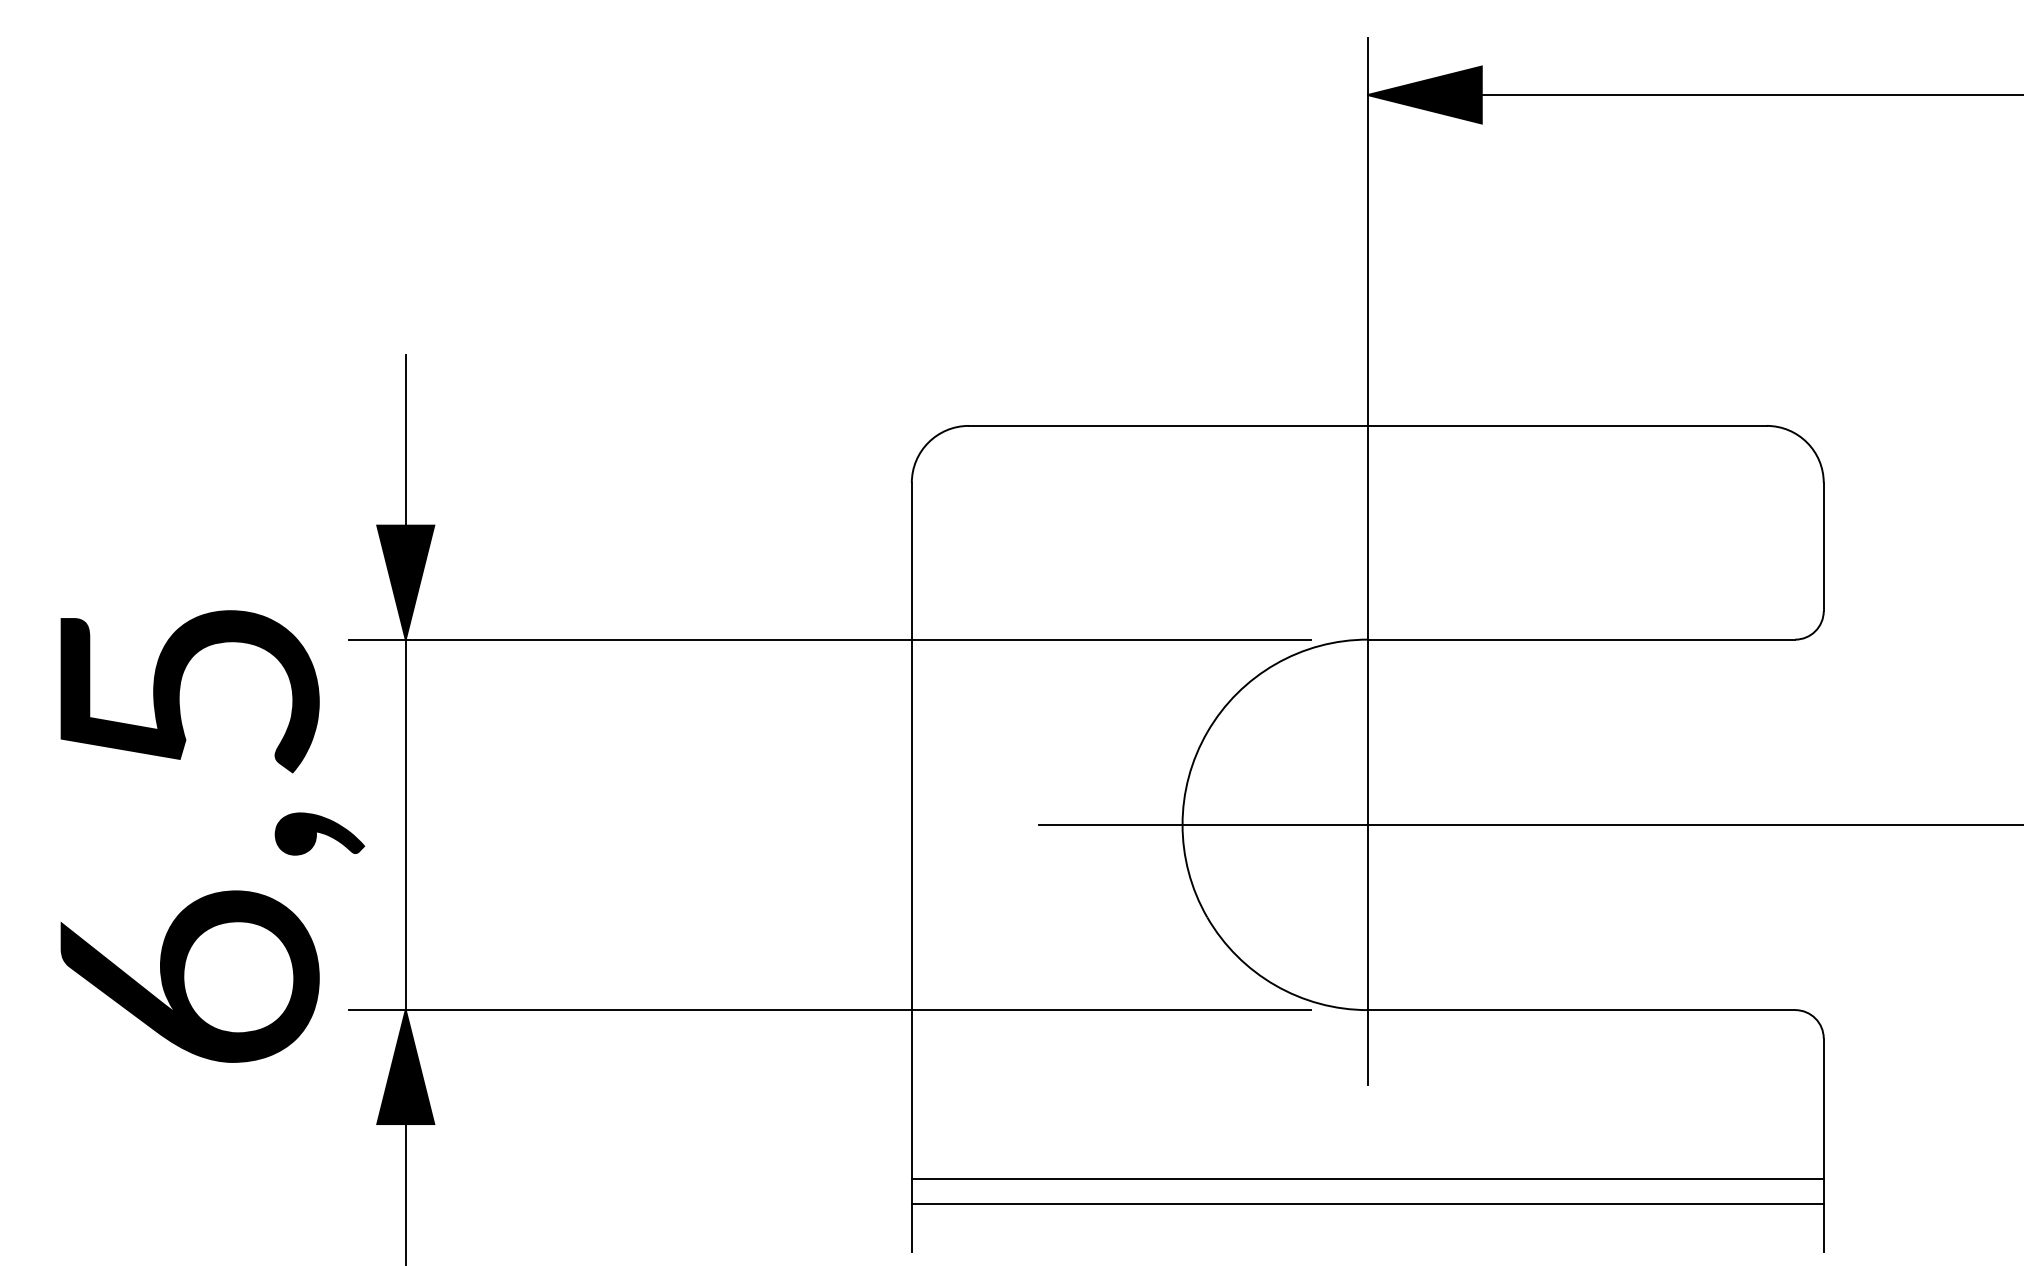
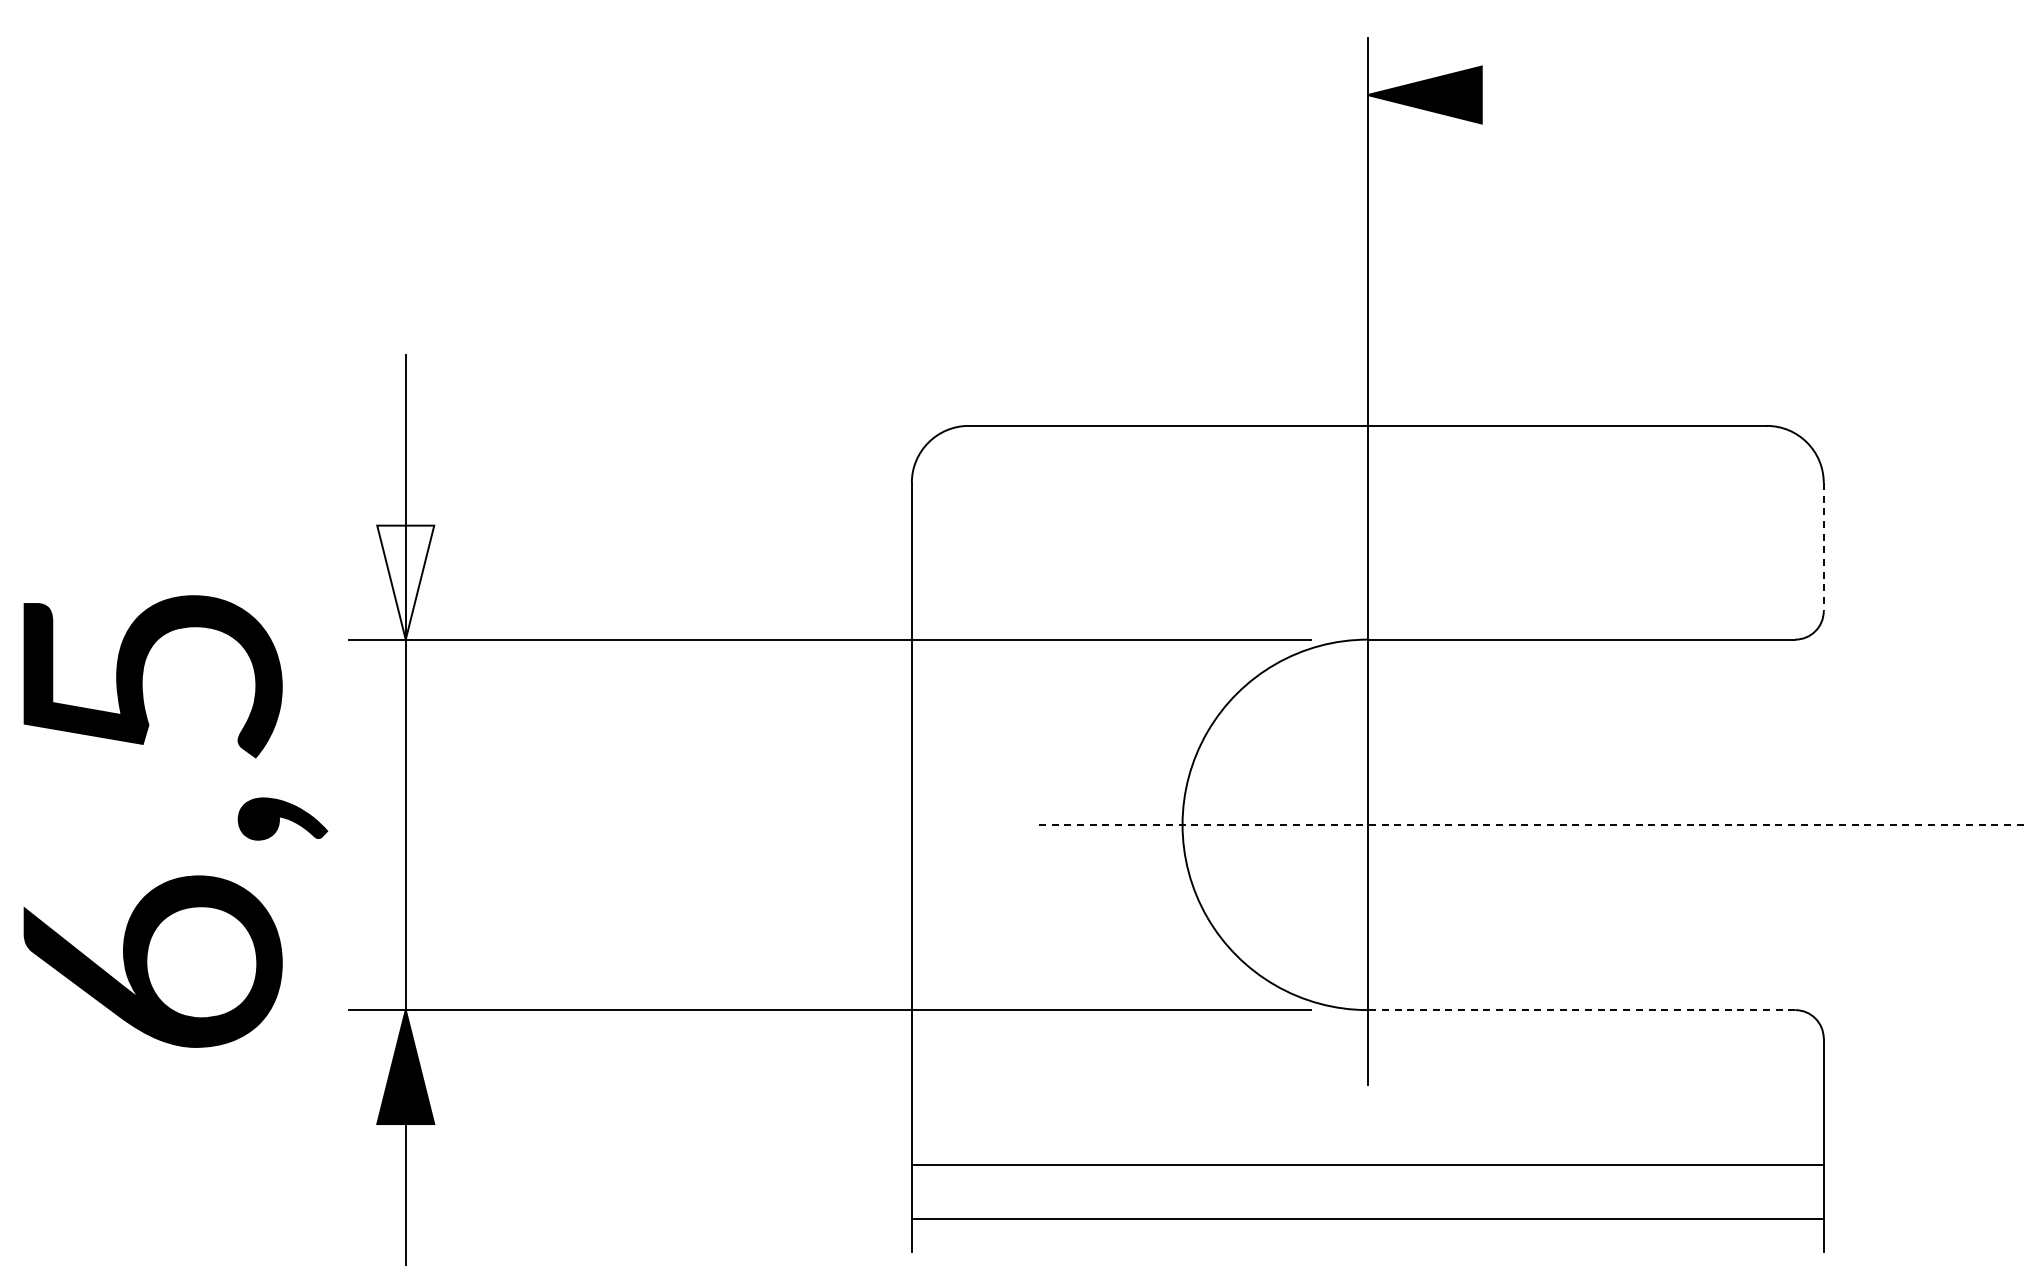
line: present -> none (1693, 95)
line: solid -> dashed (1823, 547)
fill: present -> none (405, 582)
line: solid -> dashed (1531, 824)
text position: (212, 836) -> (175, 821) (175, 821)
line: solid -> dashed (1581, 1010)
line position: (1367, 1178) -> (1367, 1164) (1367, 1164)
line position: (1367, 1203) -> (1367, 1218) (1367, 1218)
